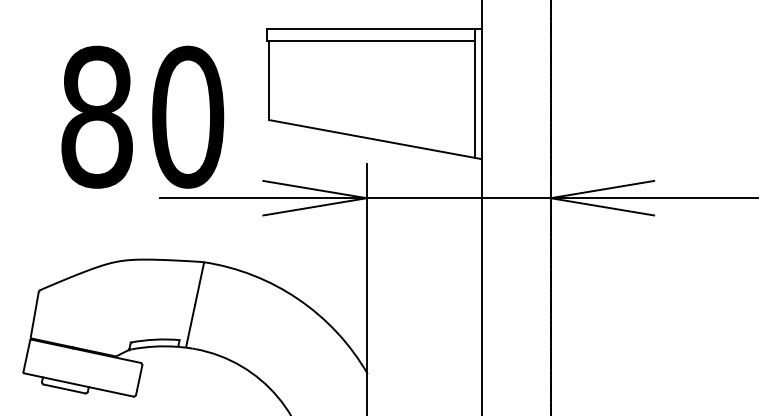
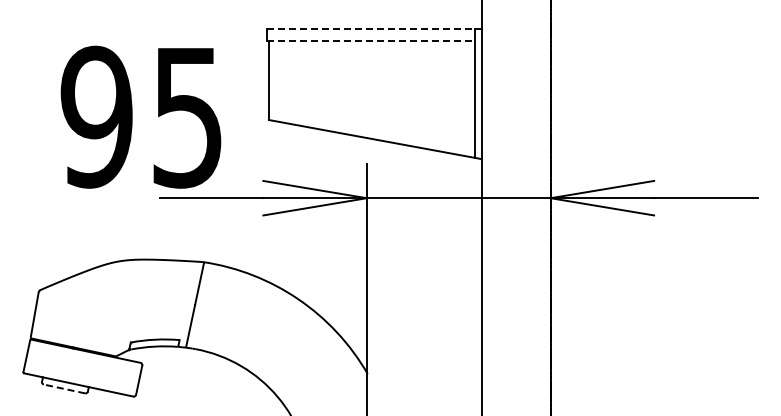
line: solid -> dashed (374, 29)
line: solid -> dashed (371, 40)
text: 80 -> 95 (142, 116)
line: solid -> dashed (64, 388)
